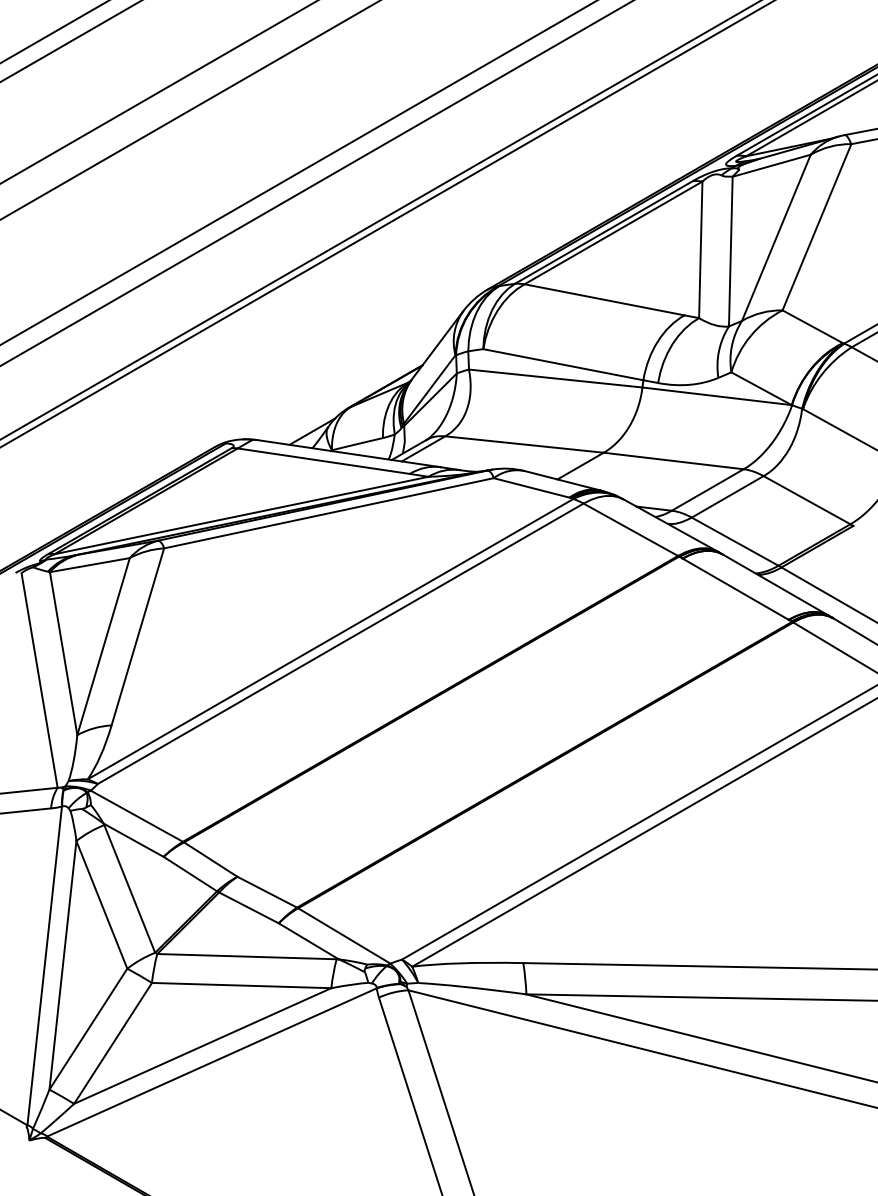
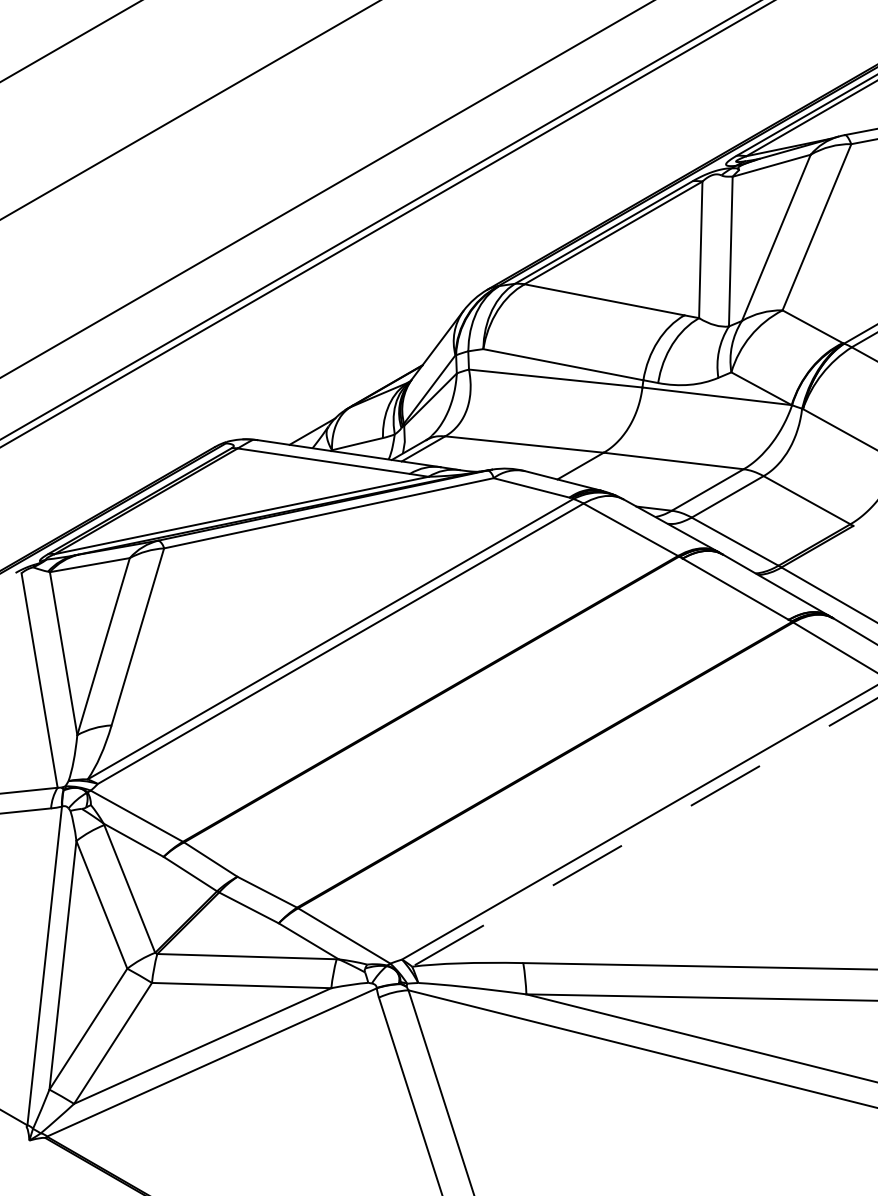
line: present -> none (54, 32)
line: present -> none (158, 92)
line: present -> none (298, 172)
line position: (316, 183) -> (326, 189) (326, 189)
line: solid -> dashed (644, 832)
